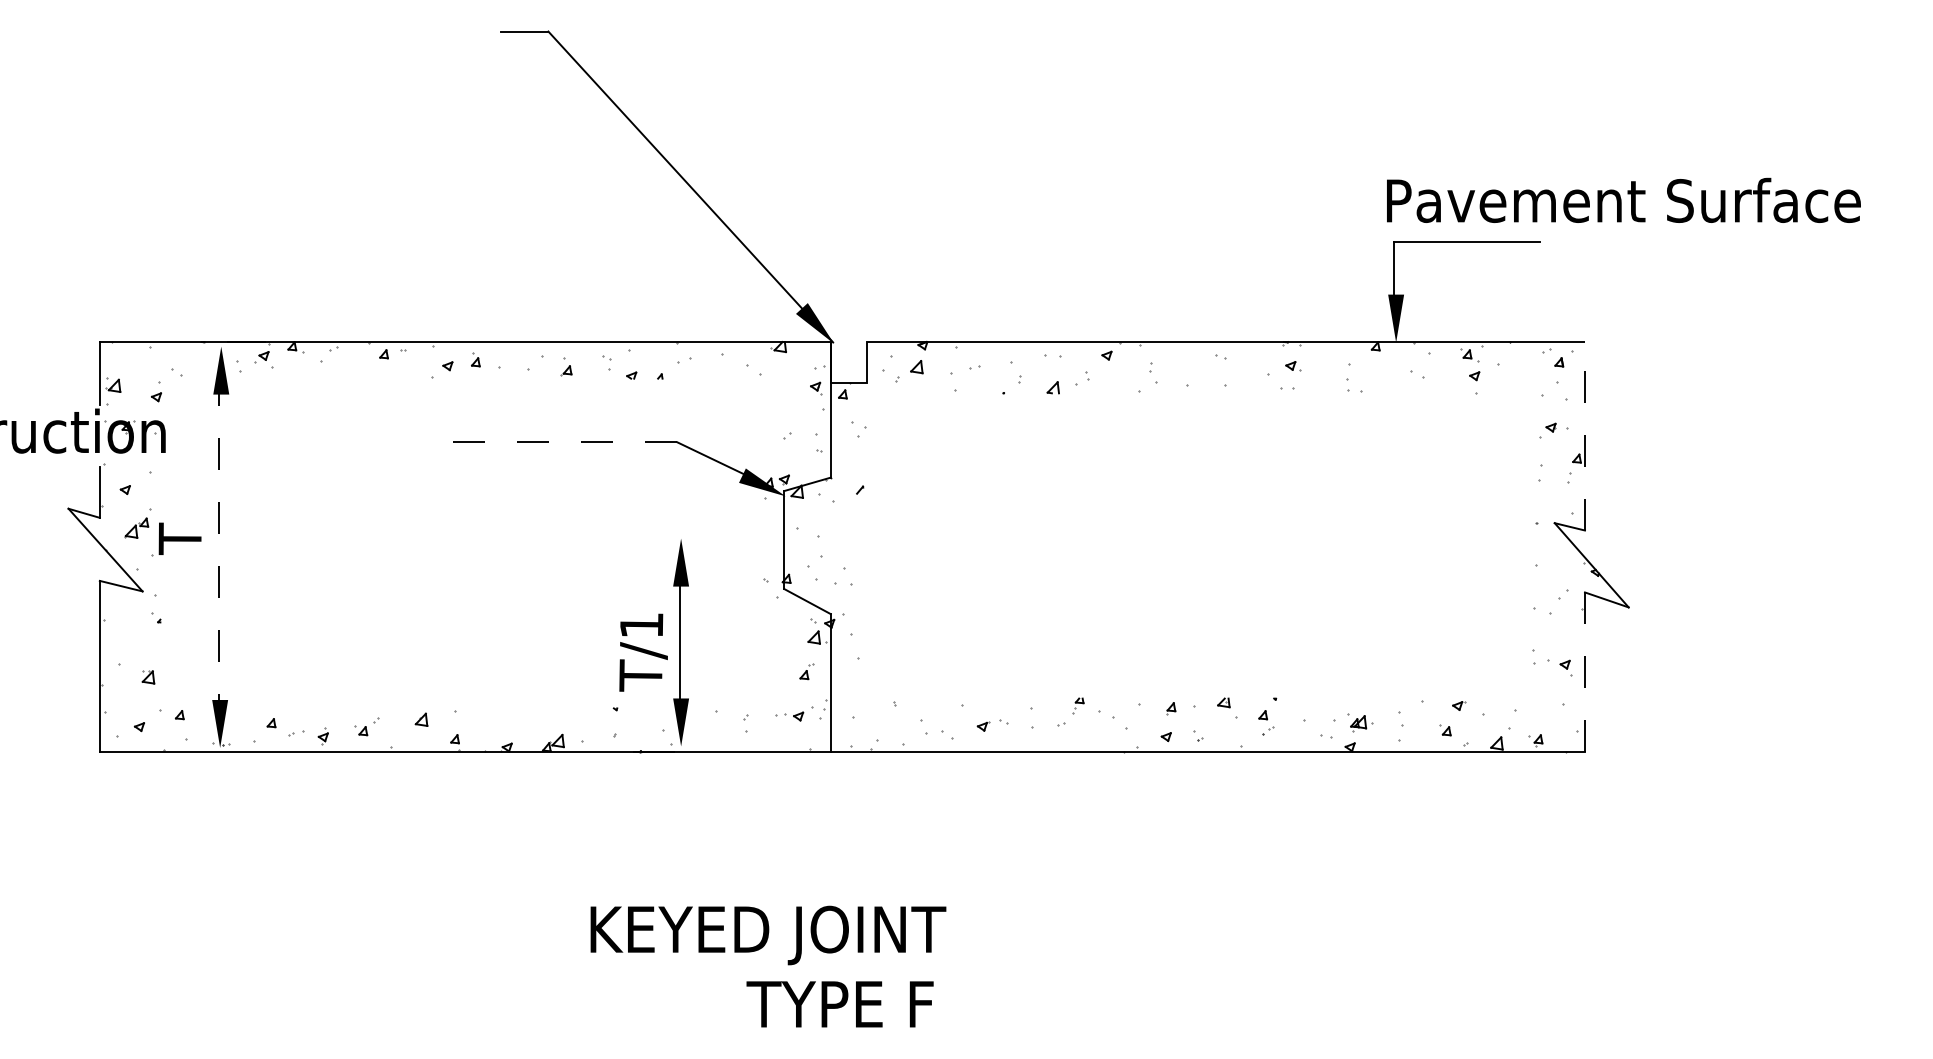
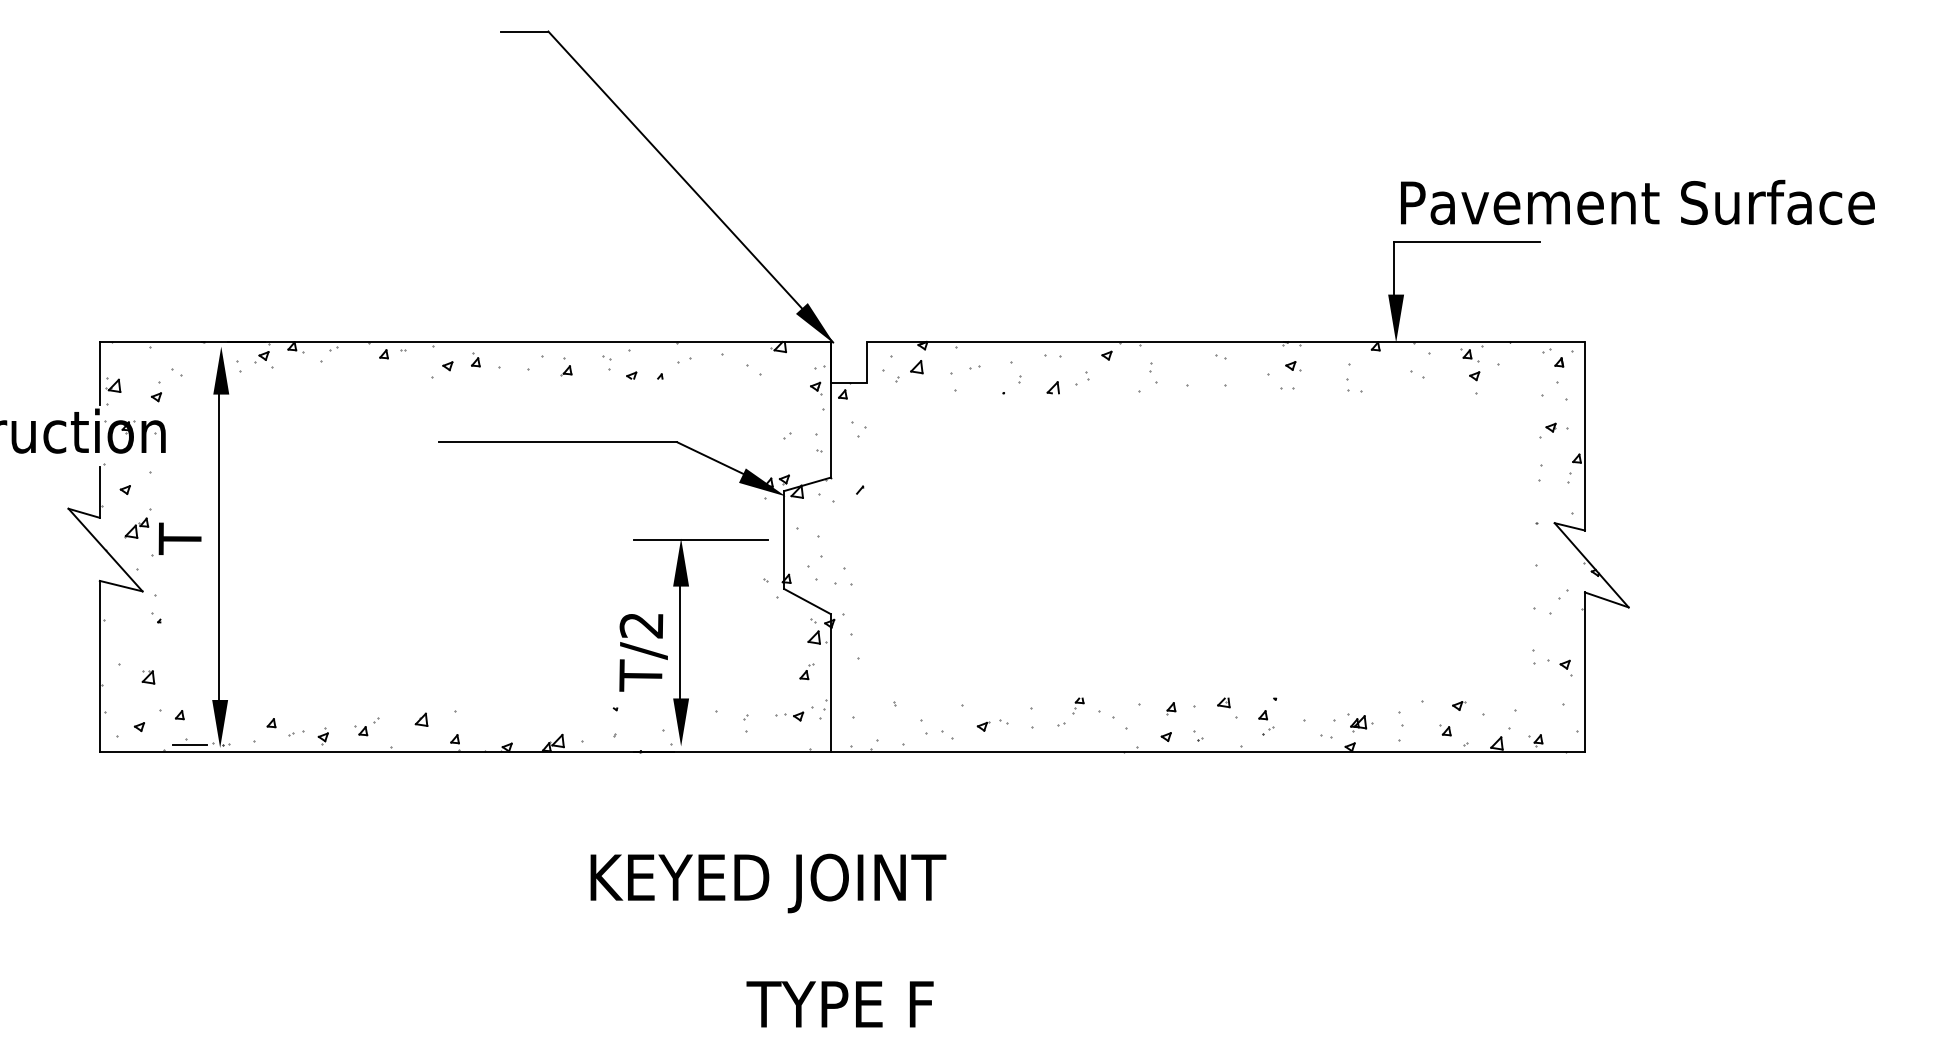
text position: (1623, 199) -> (1637, 201) (1637, 201)
line: dashed -> solid (1584, 435)
line: dashed -> solid (558, 442)
line: none -> present (700, 540)
line: dashed -> solid (219, 543)
text: T/1 -> T/2 (640, 625)
line: dashed -> solid (1584, 672)
line: none -> present (189, 744)
text position: (768, 935) -> (768, 883) (768, 883)
